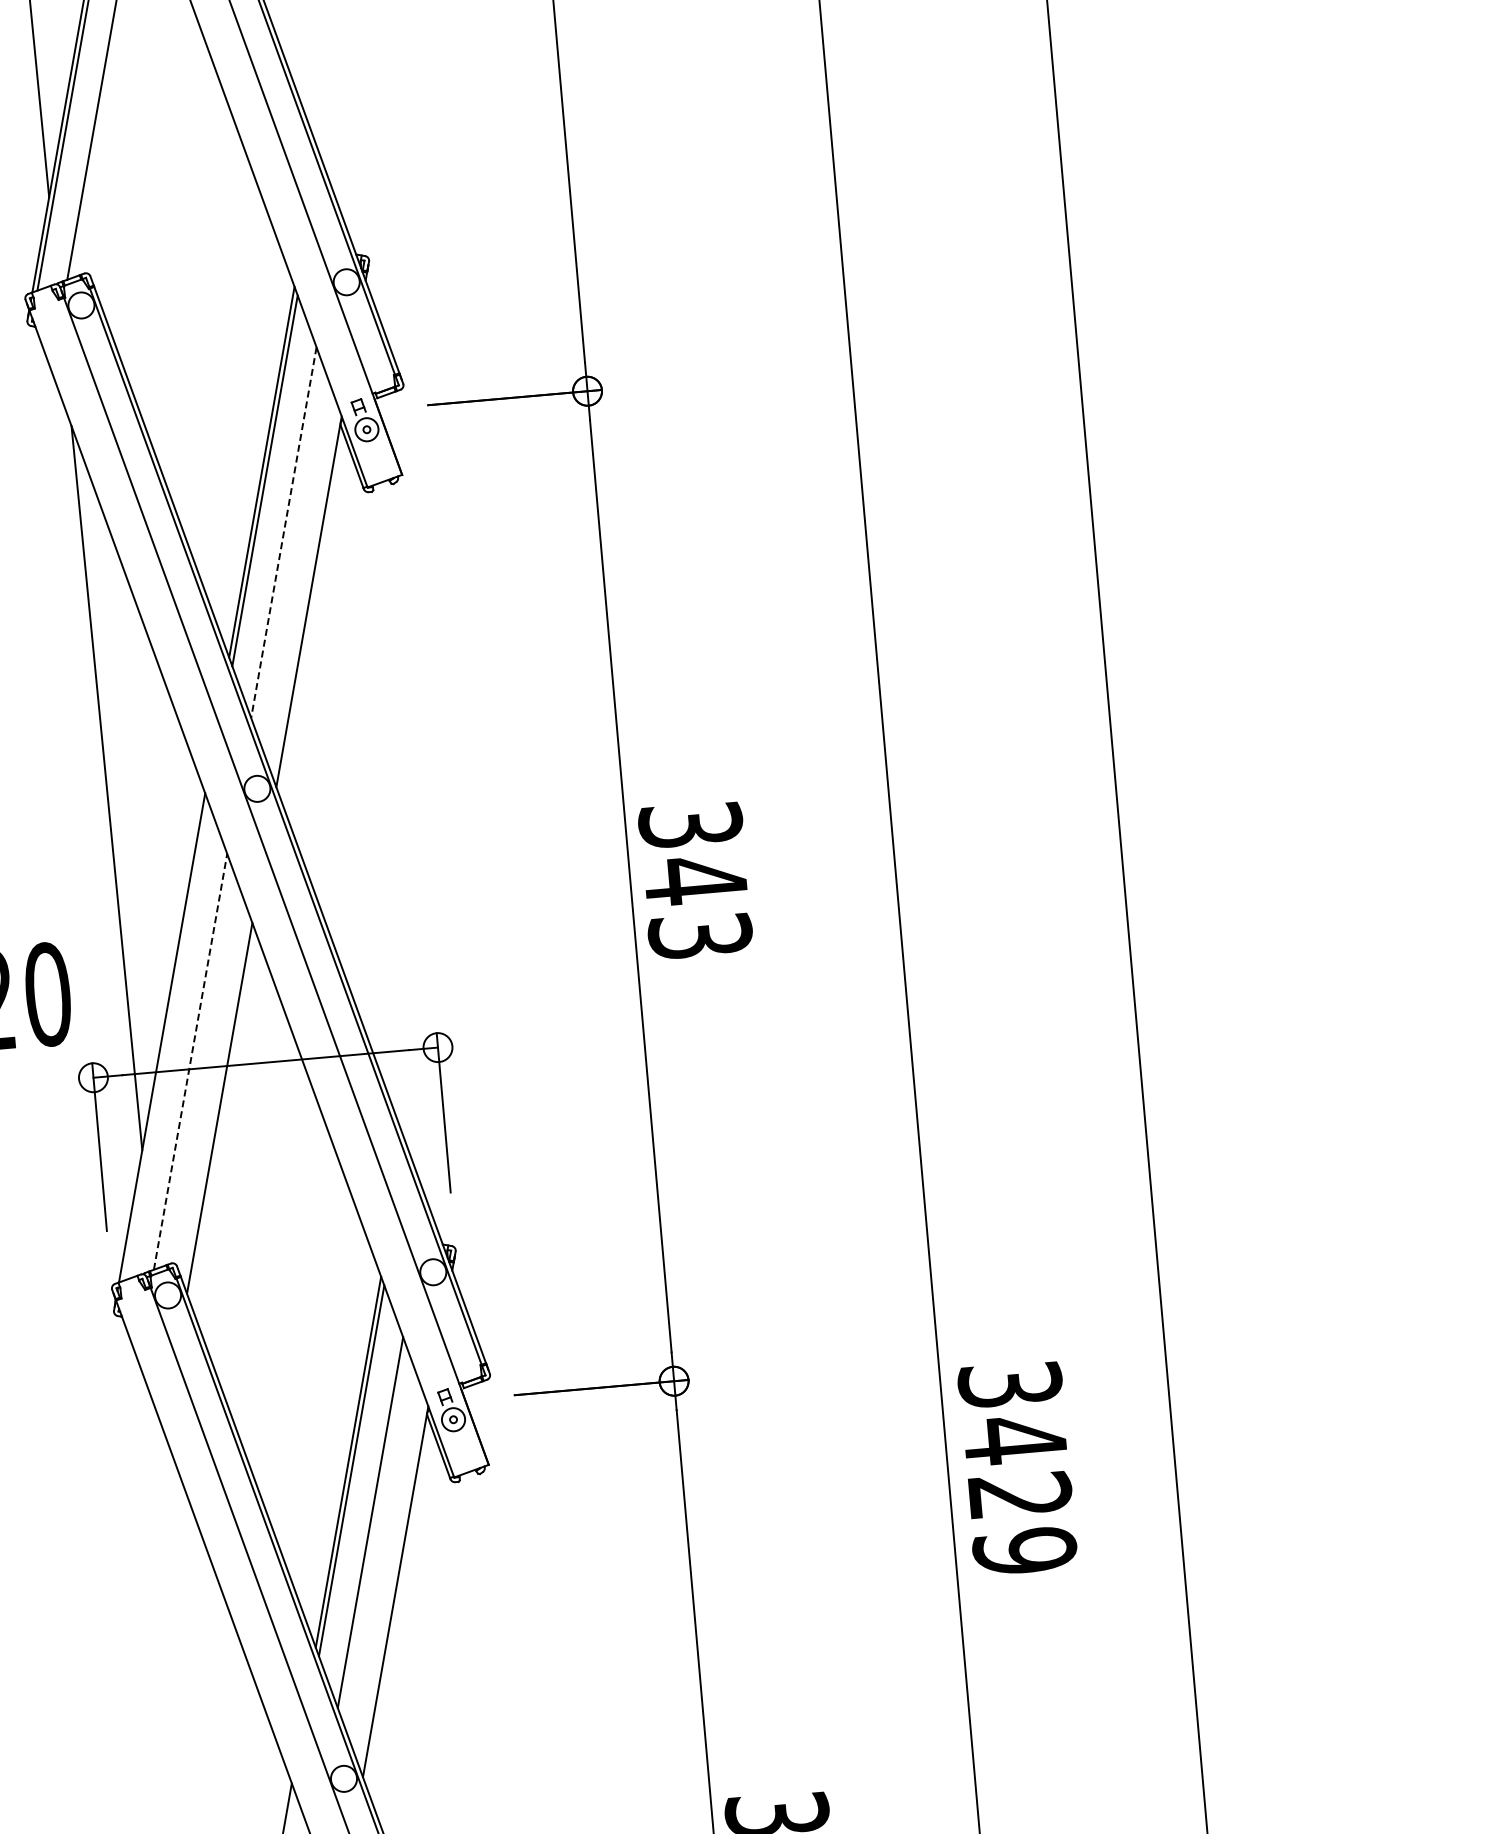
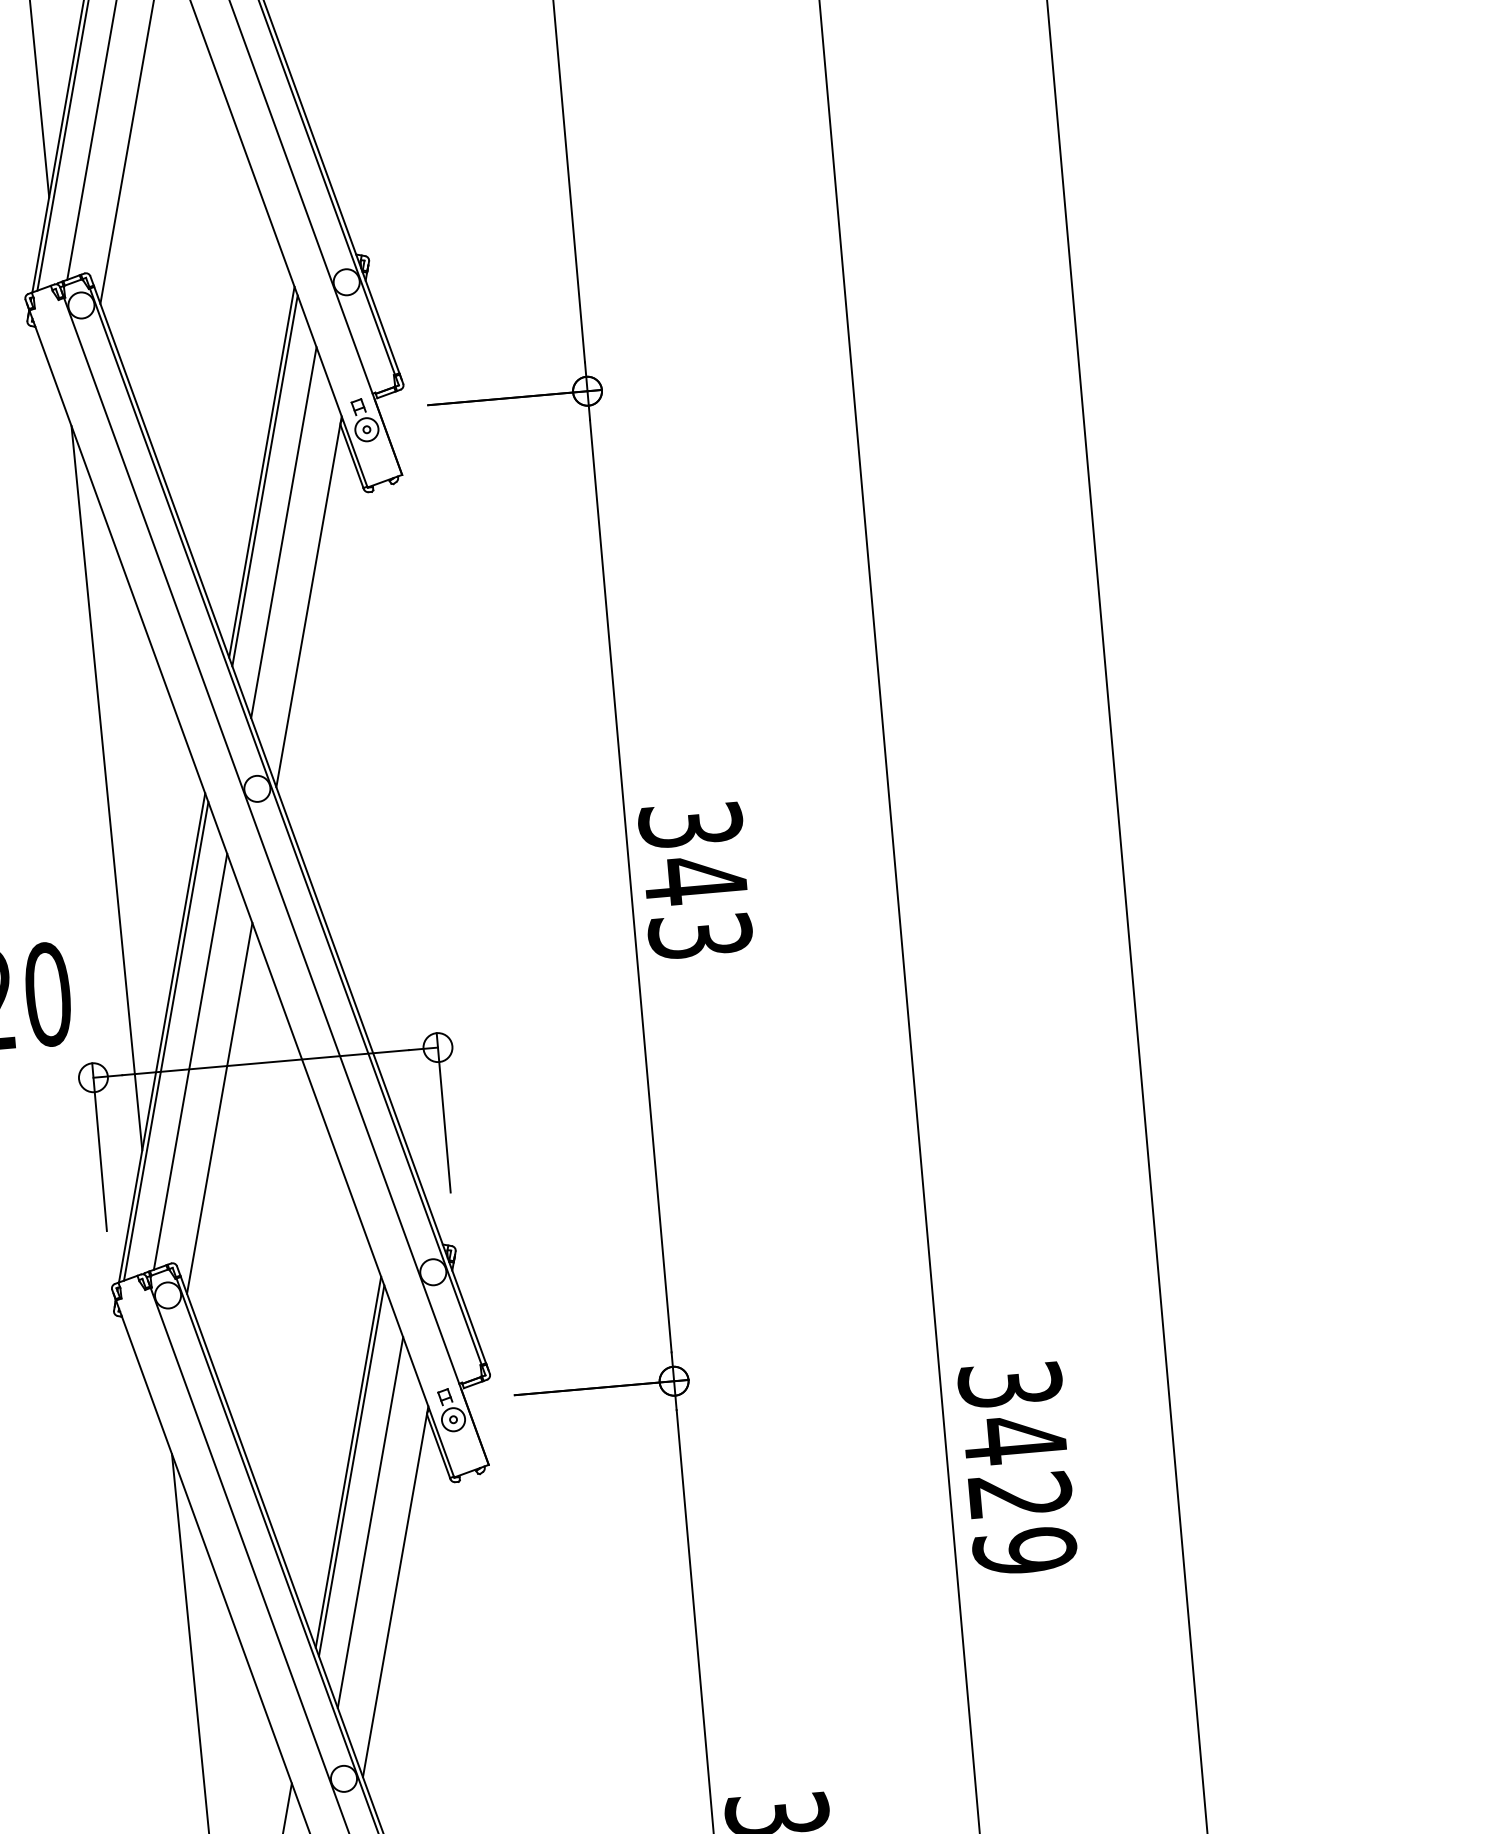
line: none -> present (126, 152)
line: dashed -> solid (283, 533)
line: none -> present (166, 1041)
line: dashed -> solid (190, 1061)
line: none -> present (190, 1642)
